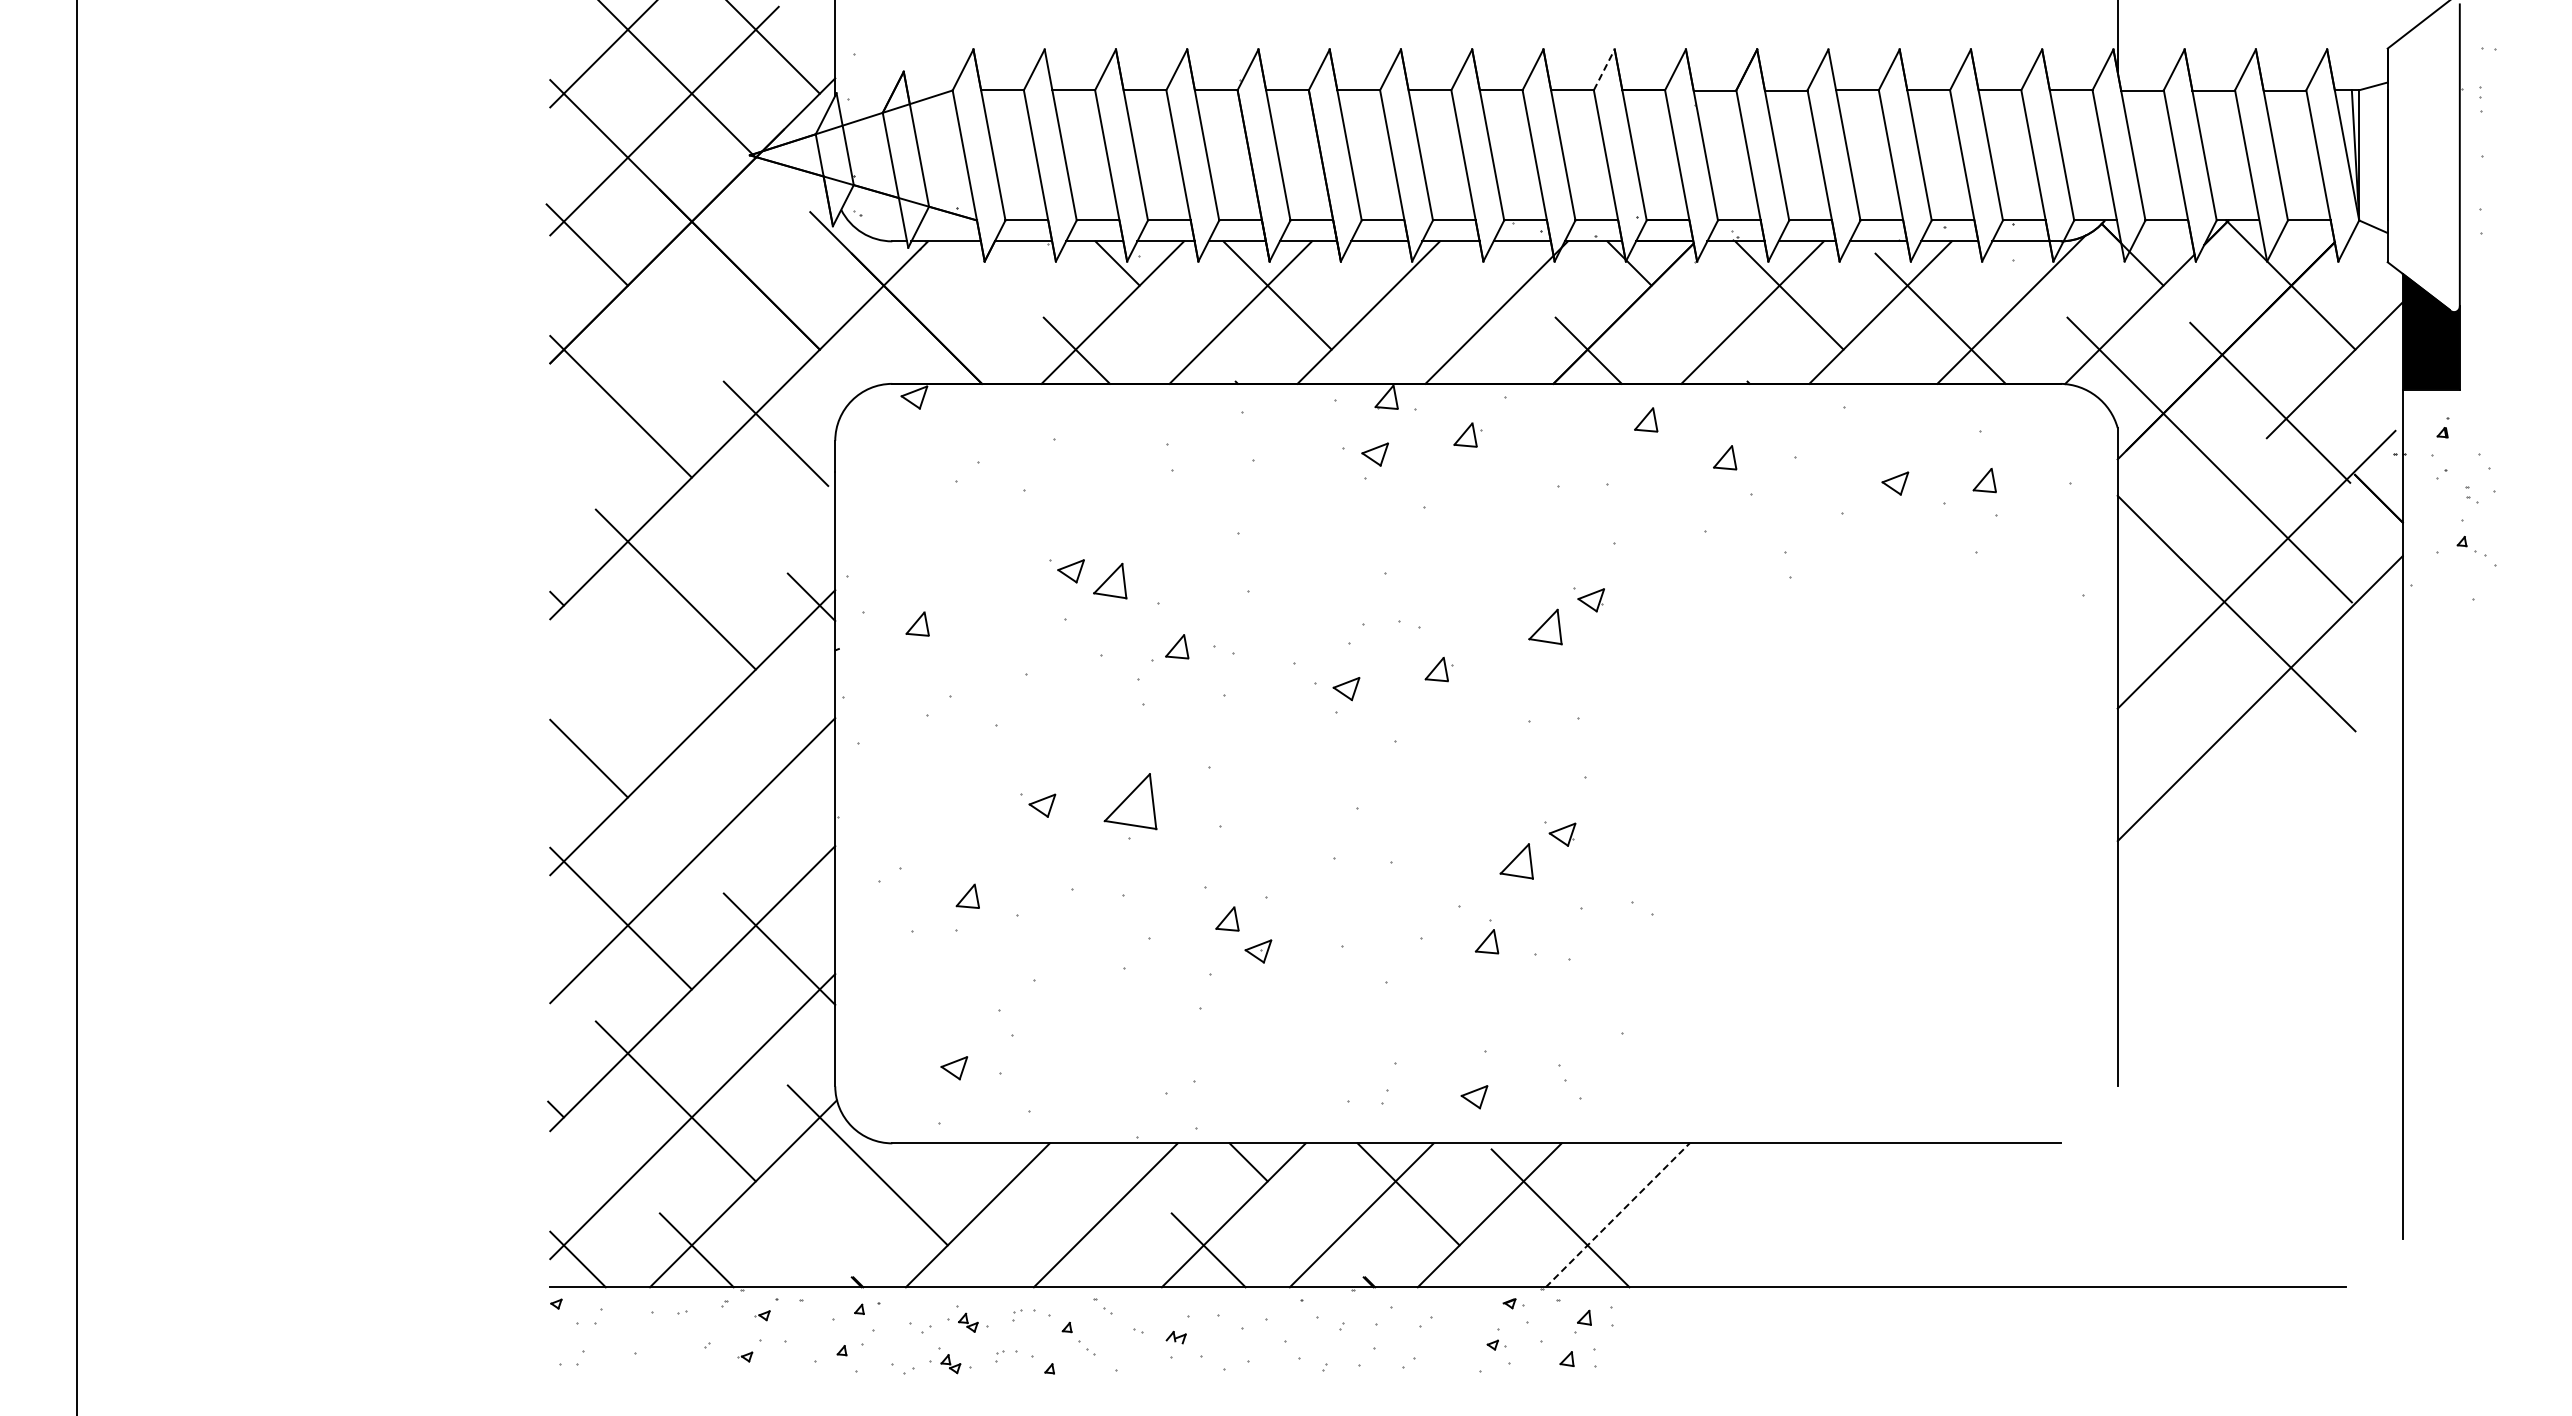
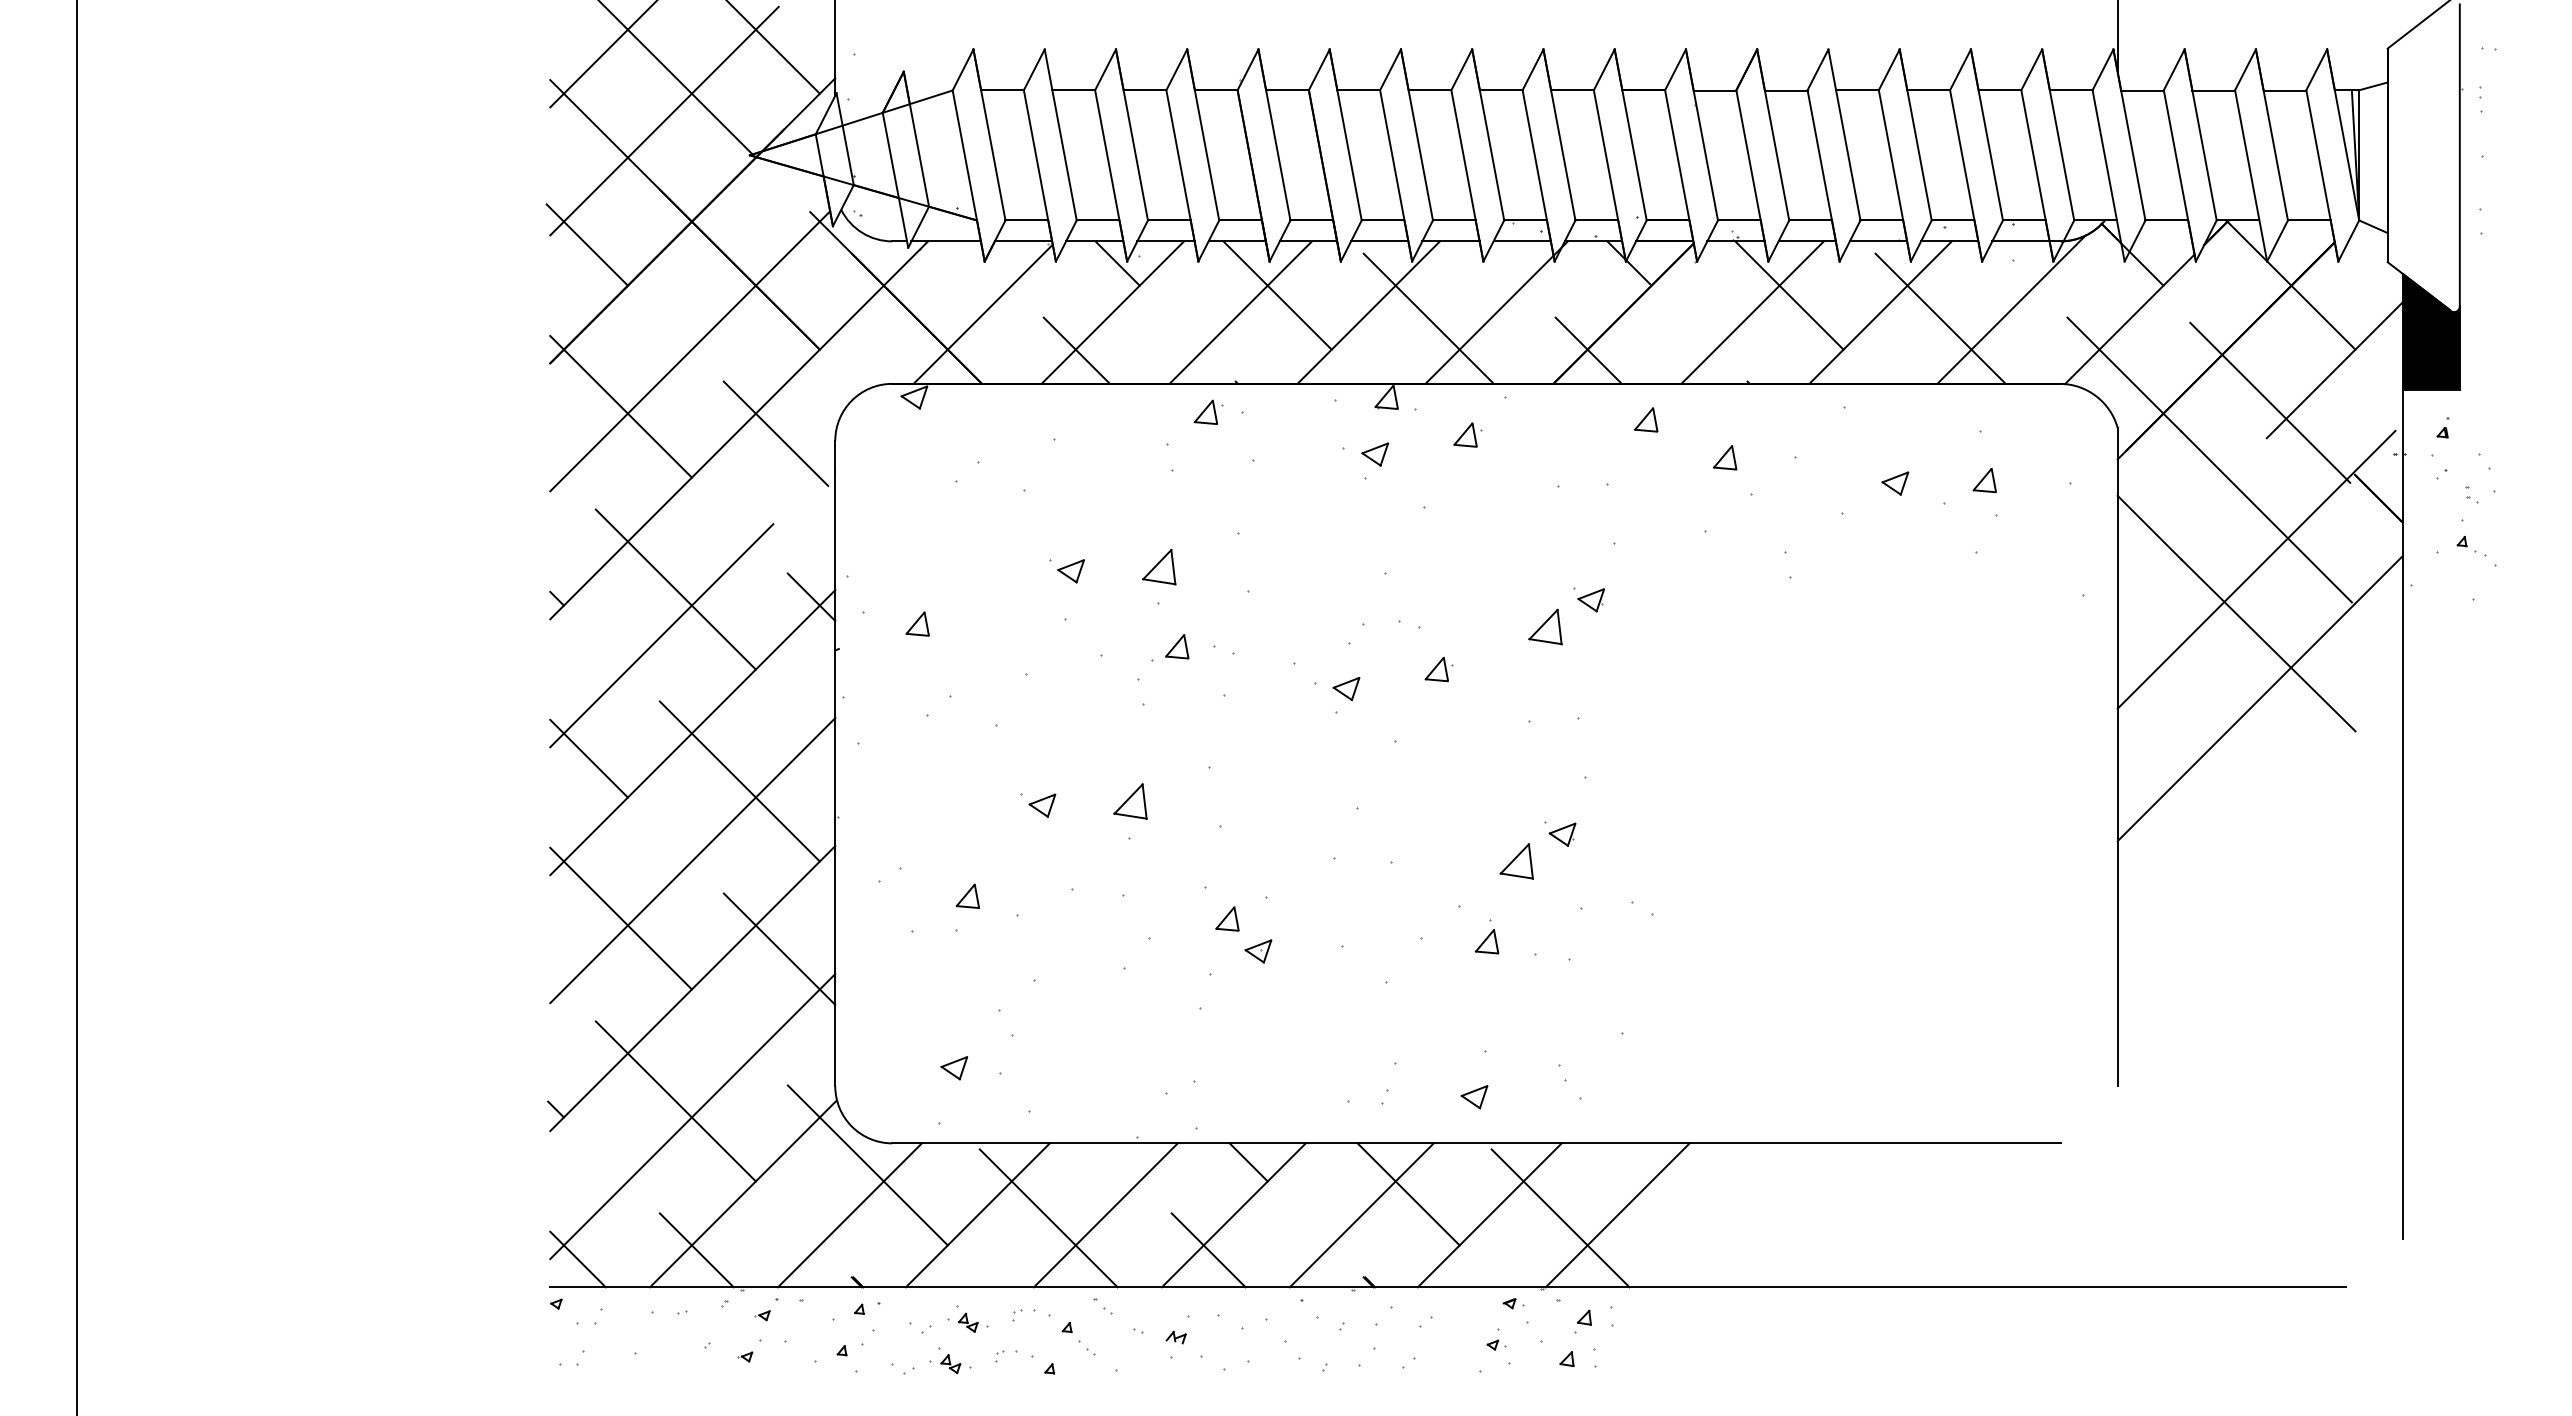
line: dashed -> solid (1604, 69)
line: none -> present (982, 313)
line: none -> present (1428, 318)
line: none -> present (690, 351)
part: none -> present (1208, 411)
part position: (1110, 580) -> (1159, 566) (1159, 566)
line: none -> present (661, 635)
line: none -> present (739, 781)
part size: 55x58 px -> 35x37 px (1130, 801)
line: none -> present (849, 1215)
line: dashed -> solid (1617, 1215)
line: none -> present (1048, 1218)
